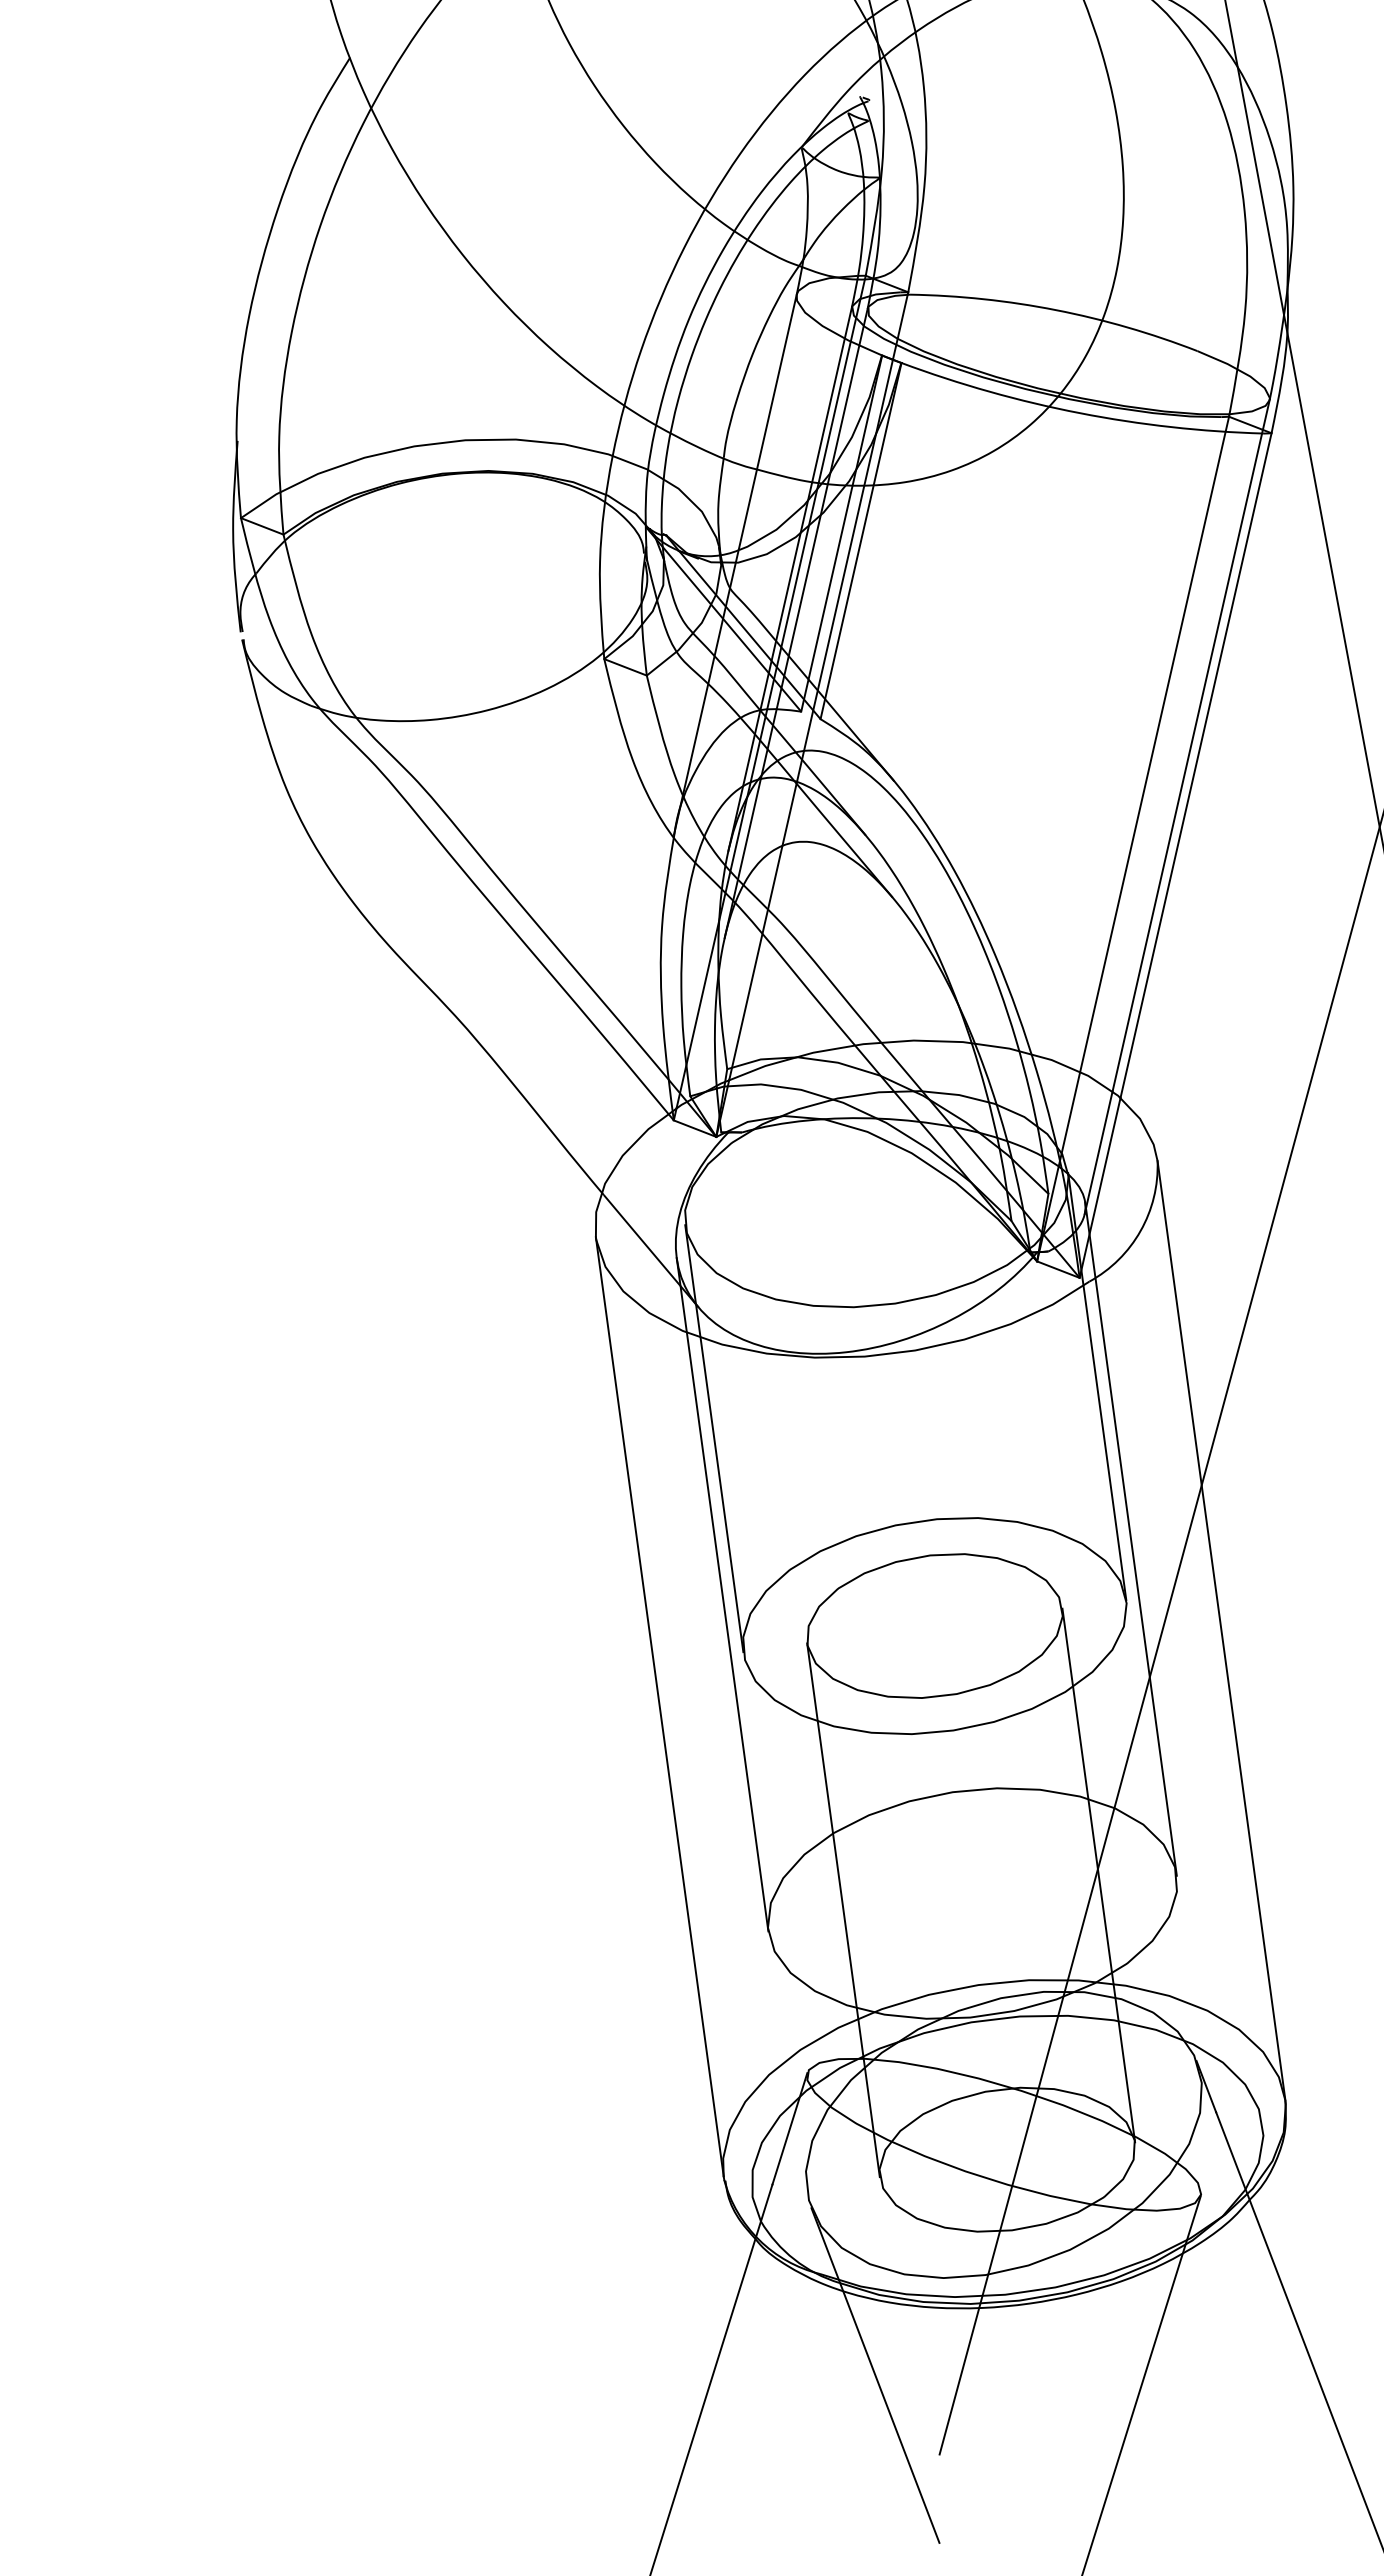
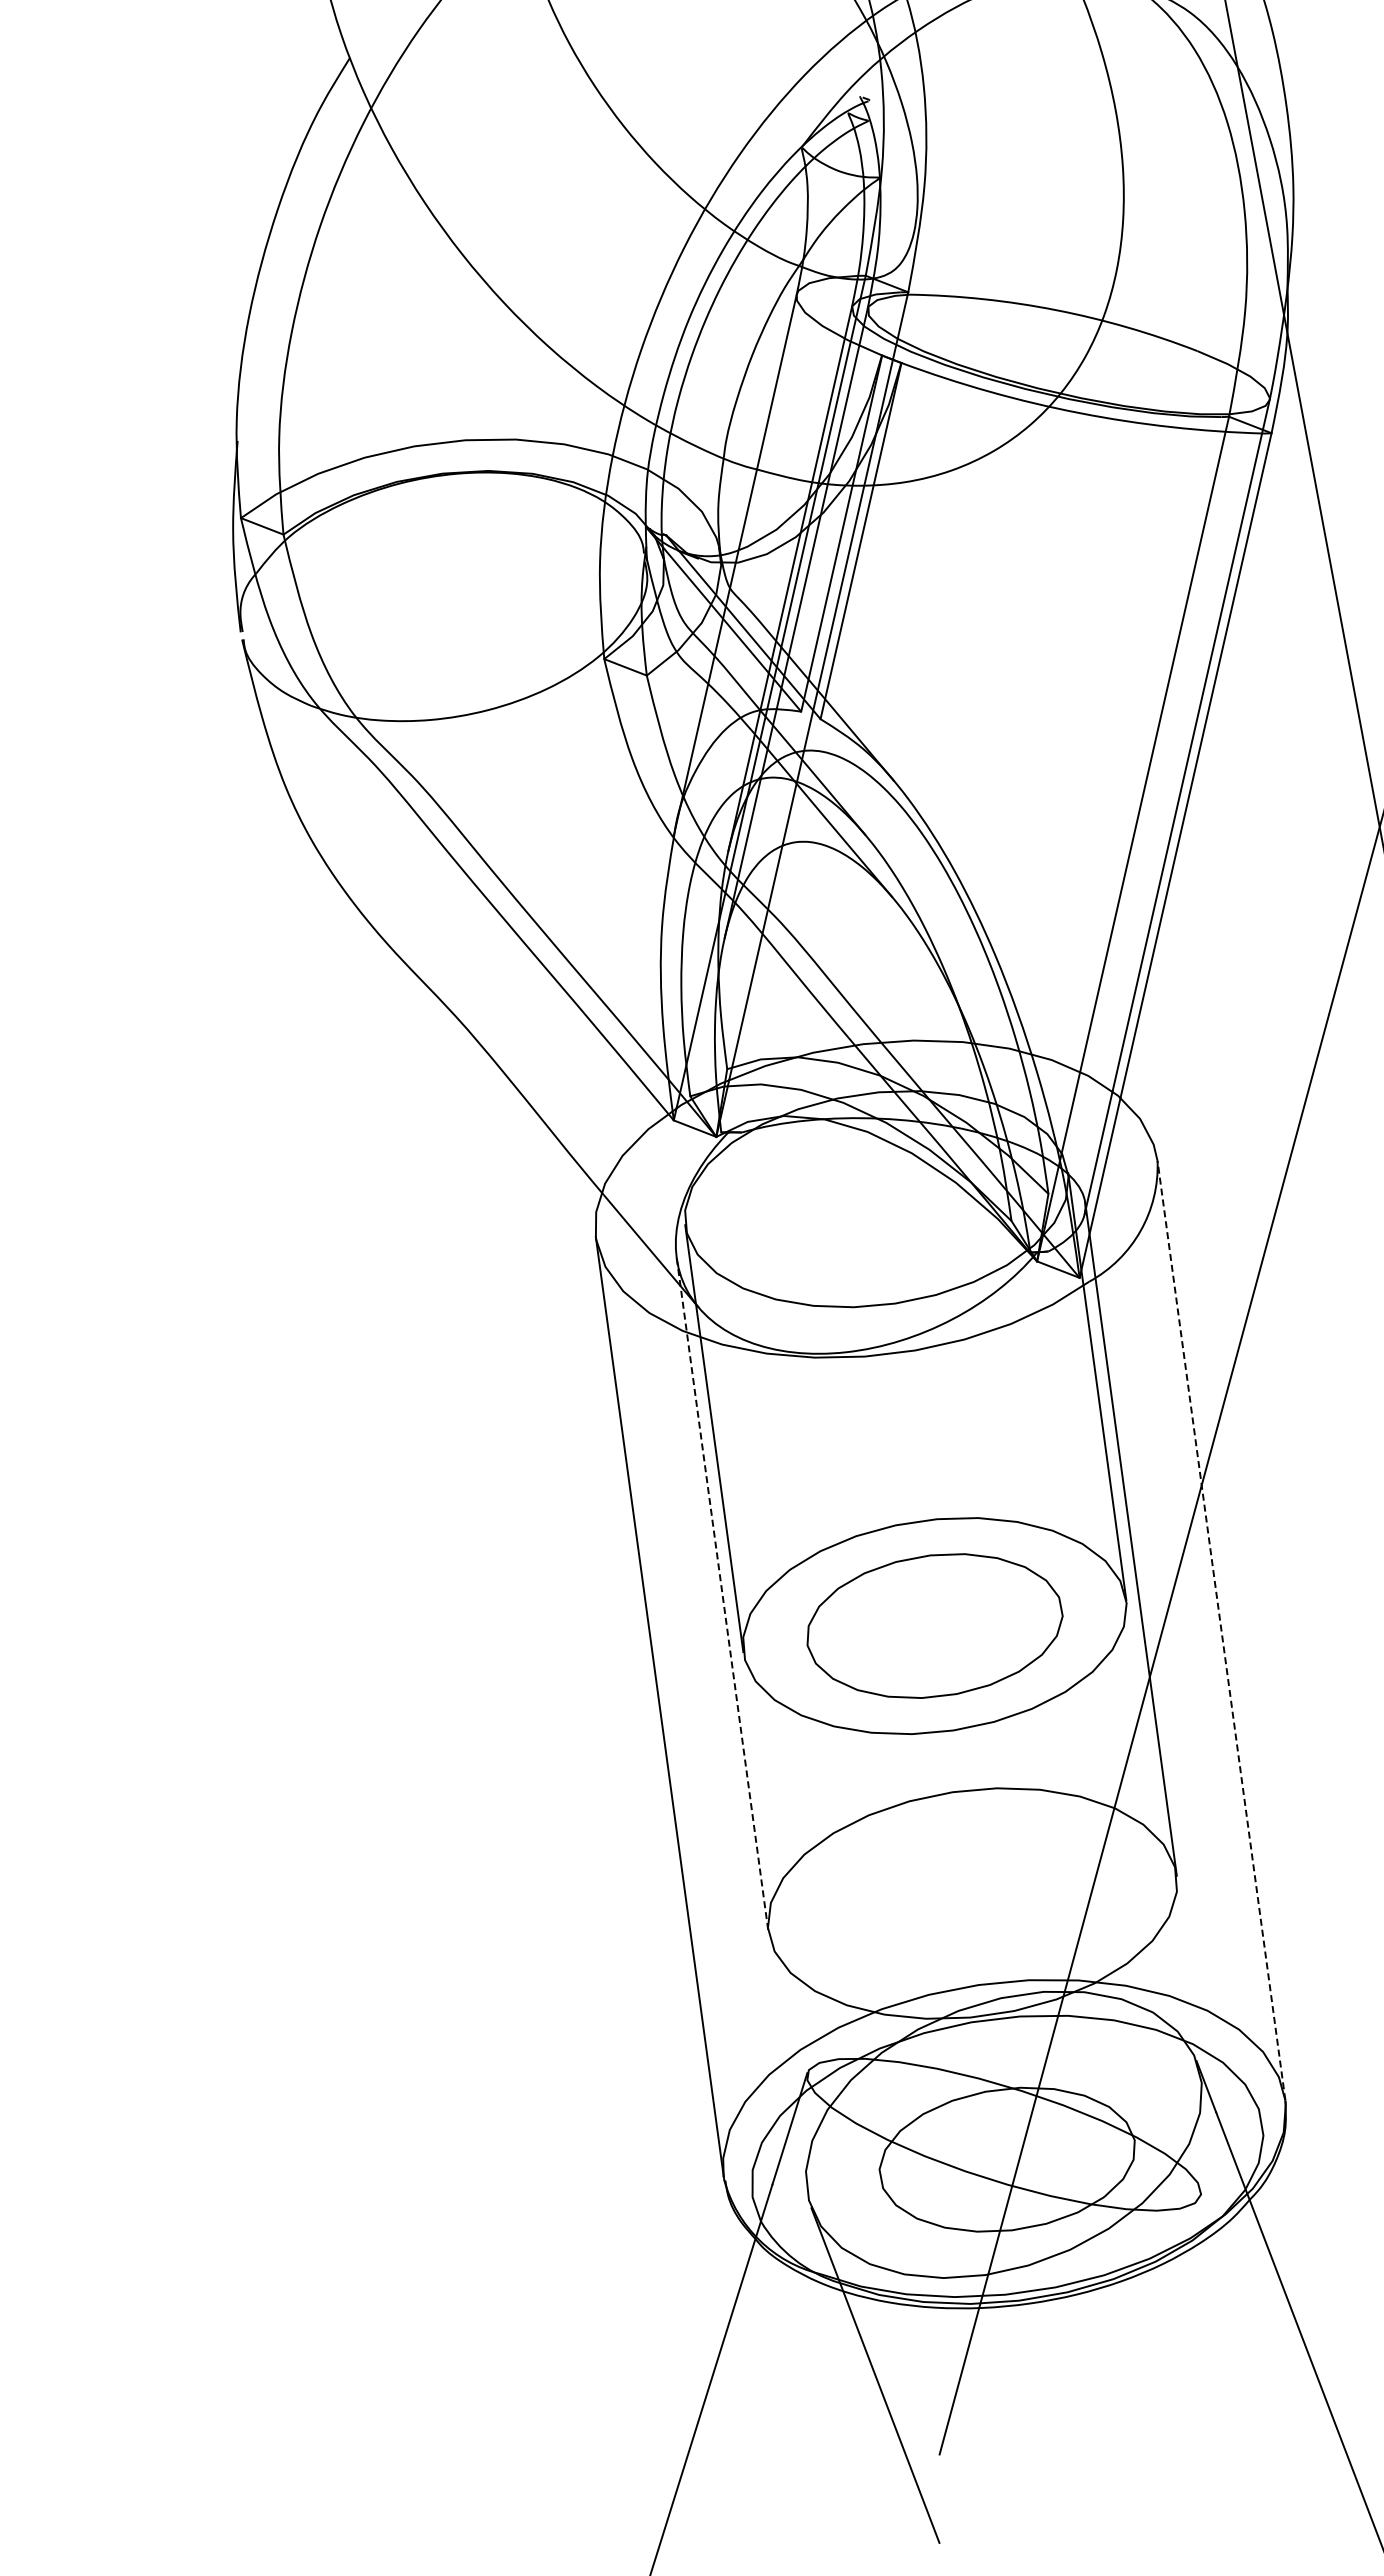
line: solid -> dashed (722, 1594)
line: solid -> dashed (1221, 1630)
line: present -> none (1098, 1875)
line: present -> none (843, 1910)
line: present -> none (1141, 2384)
